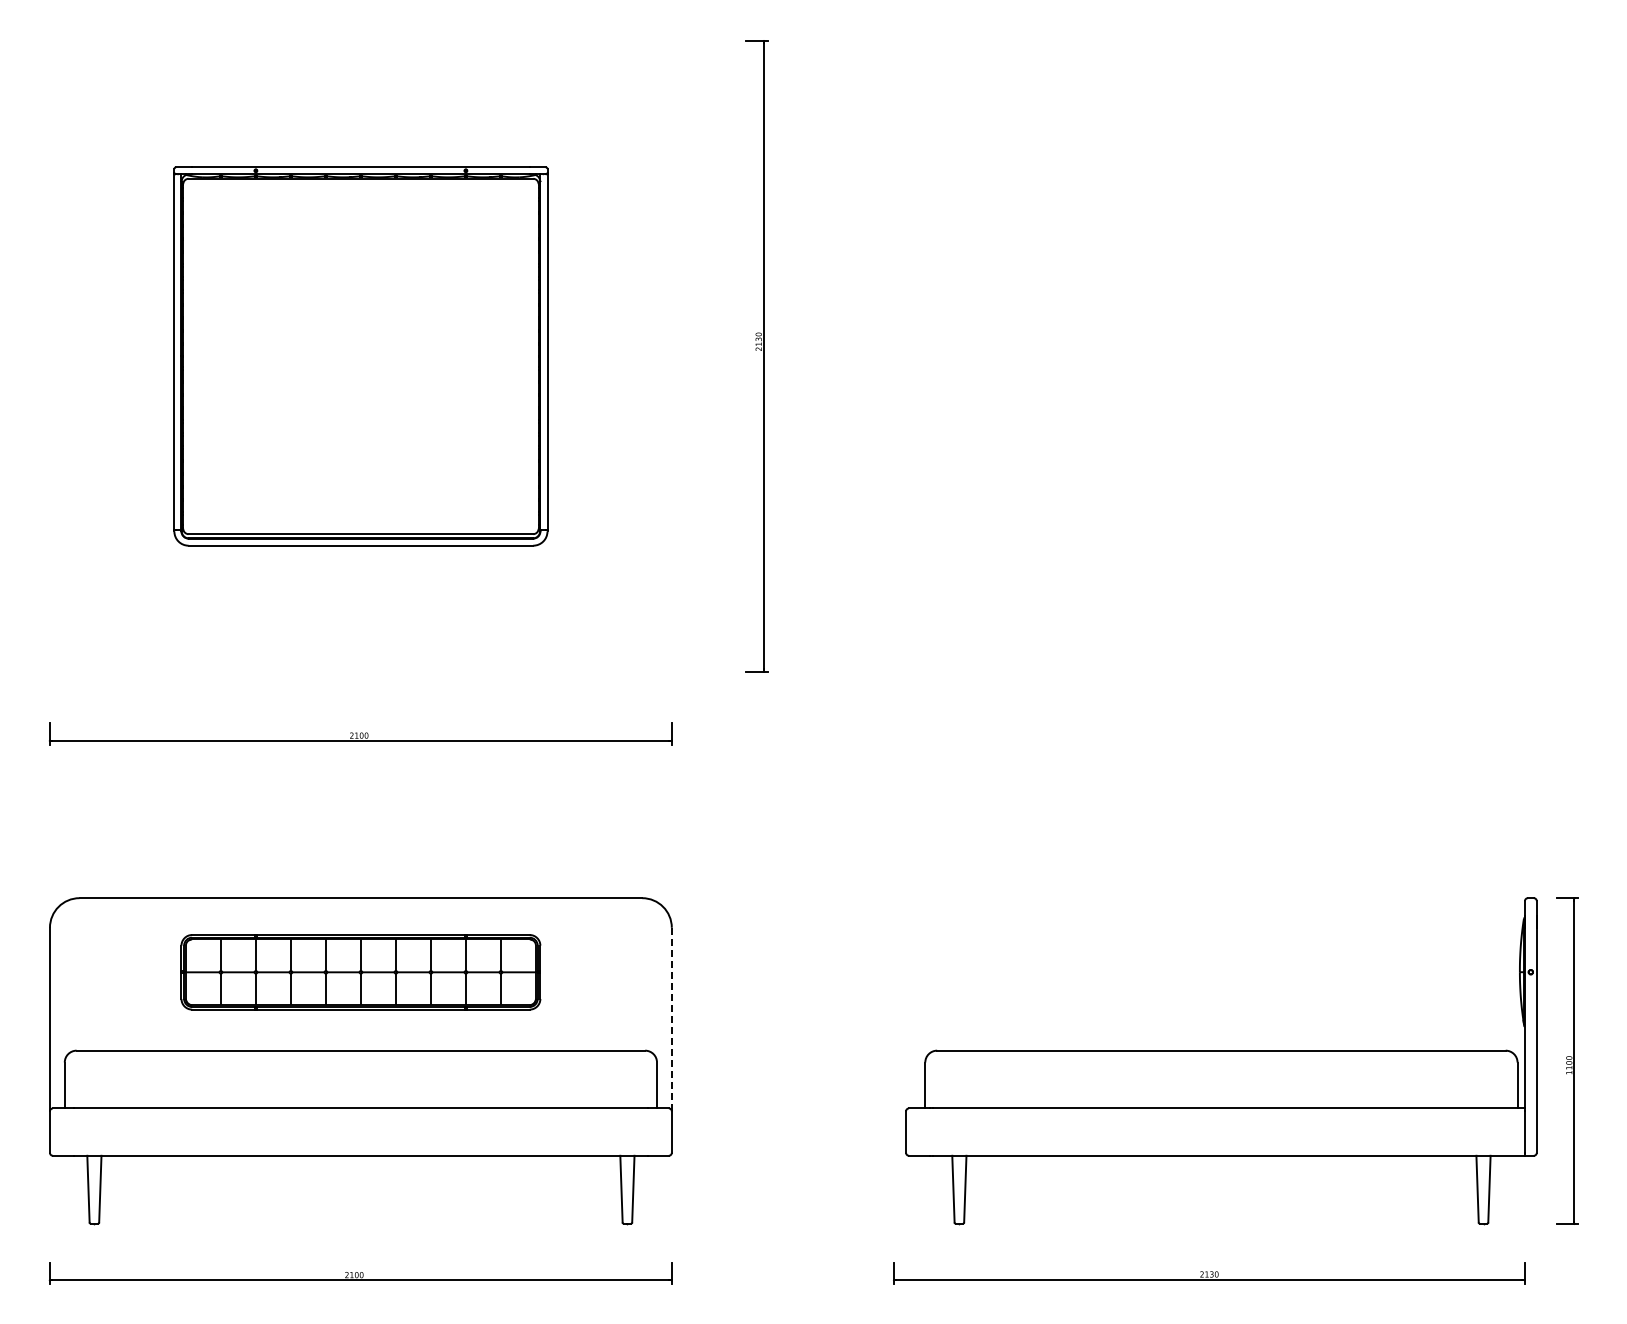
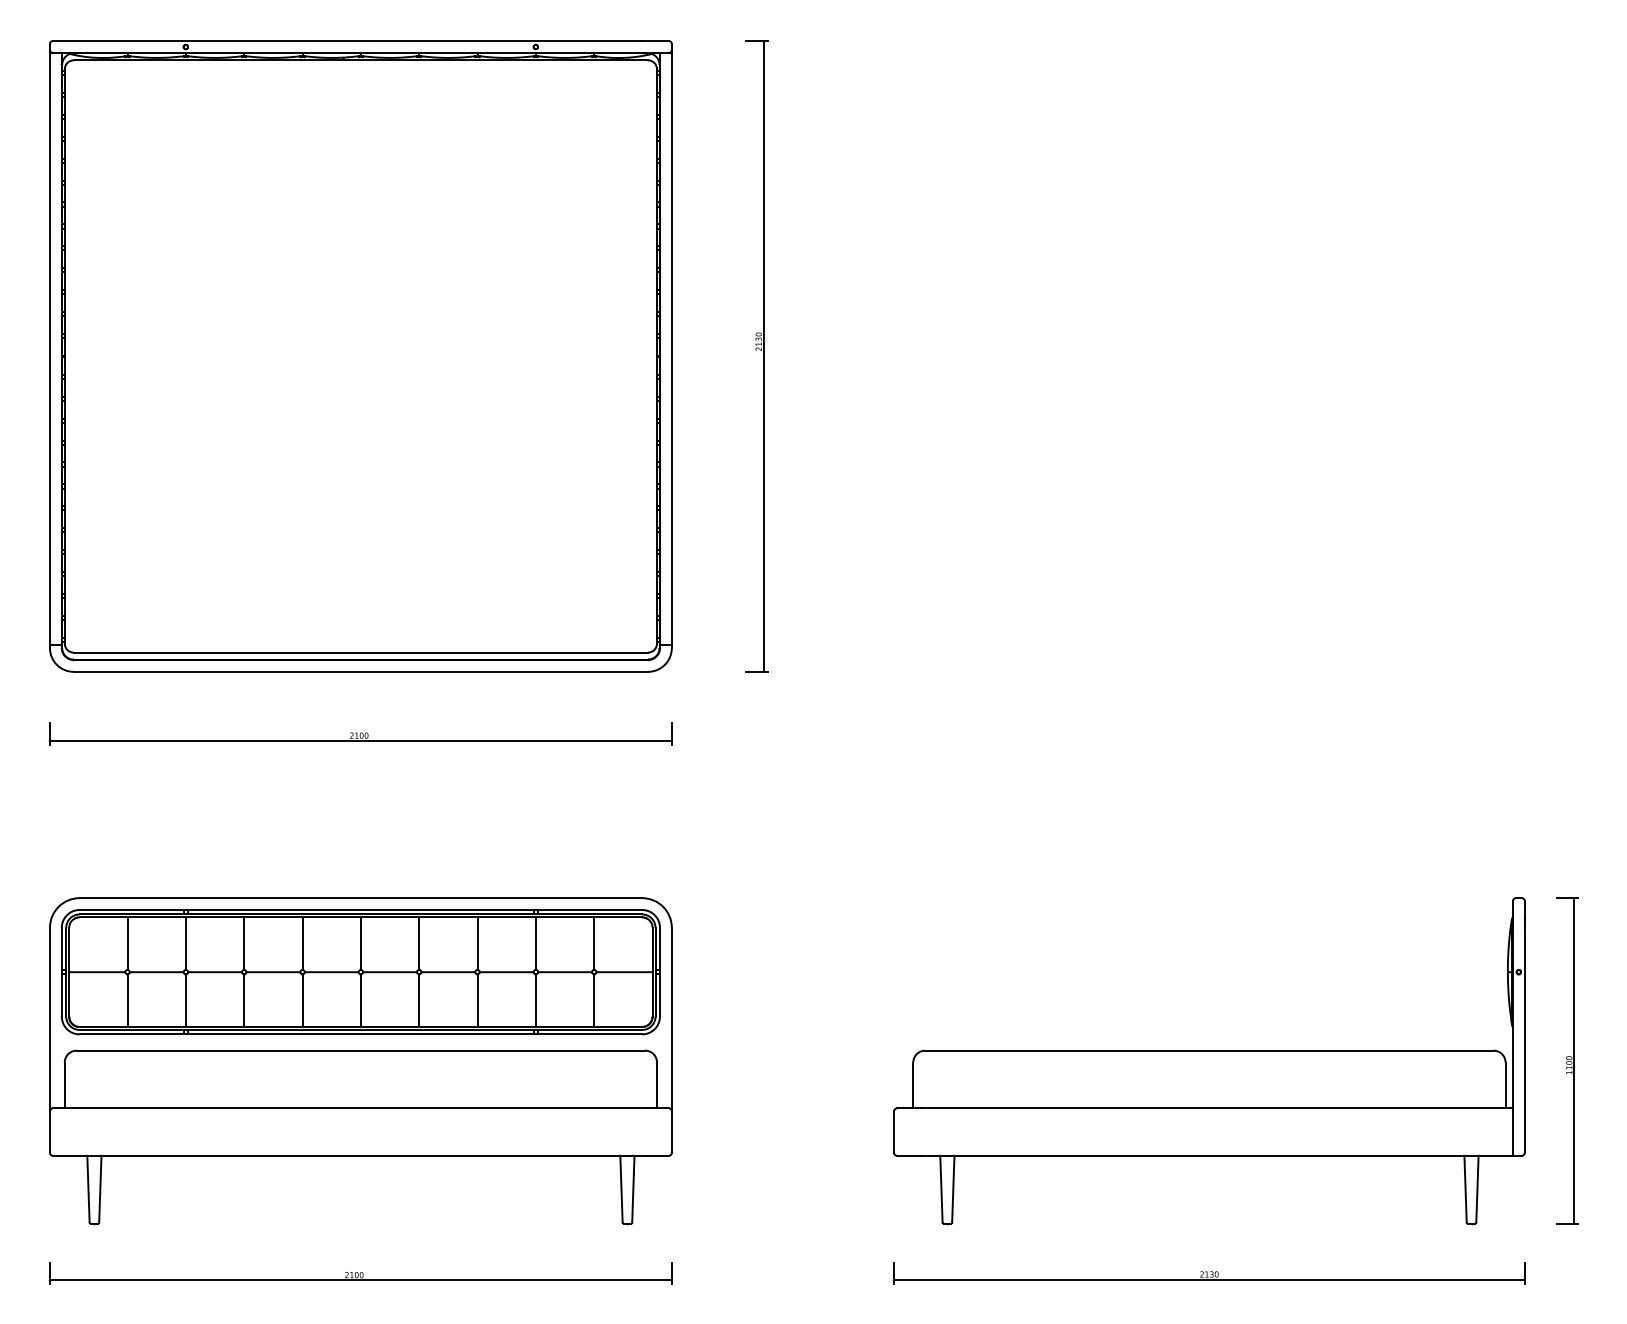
part size: 376x381 px -> 624x633 px (360, 356)
part size: 362x77 px -> 600x127 px (360, 972)
line: dashed -> solid (671, 1019)
part position: (1221, 1061) -> (1209, 1061) (1209, 1061)
